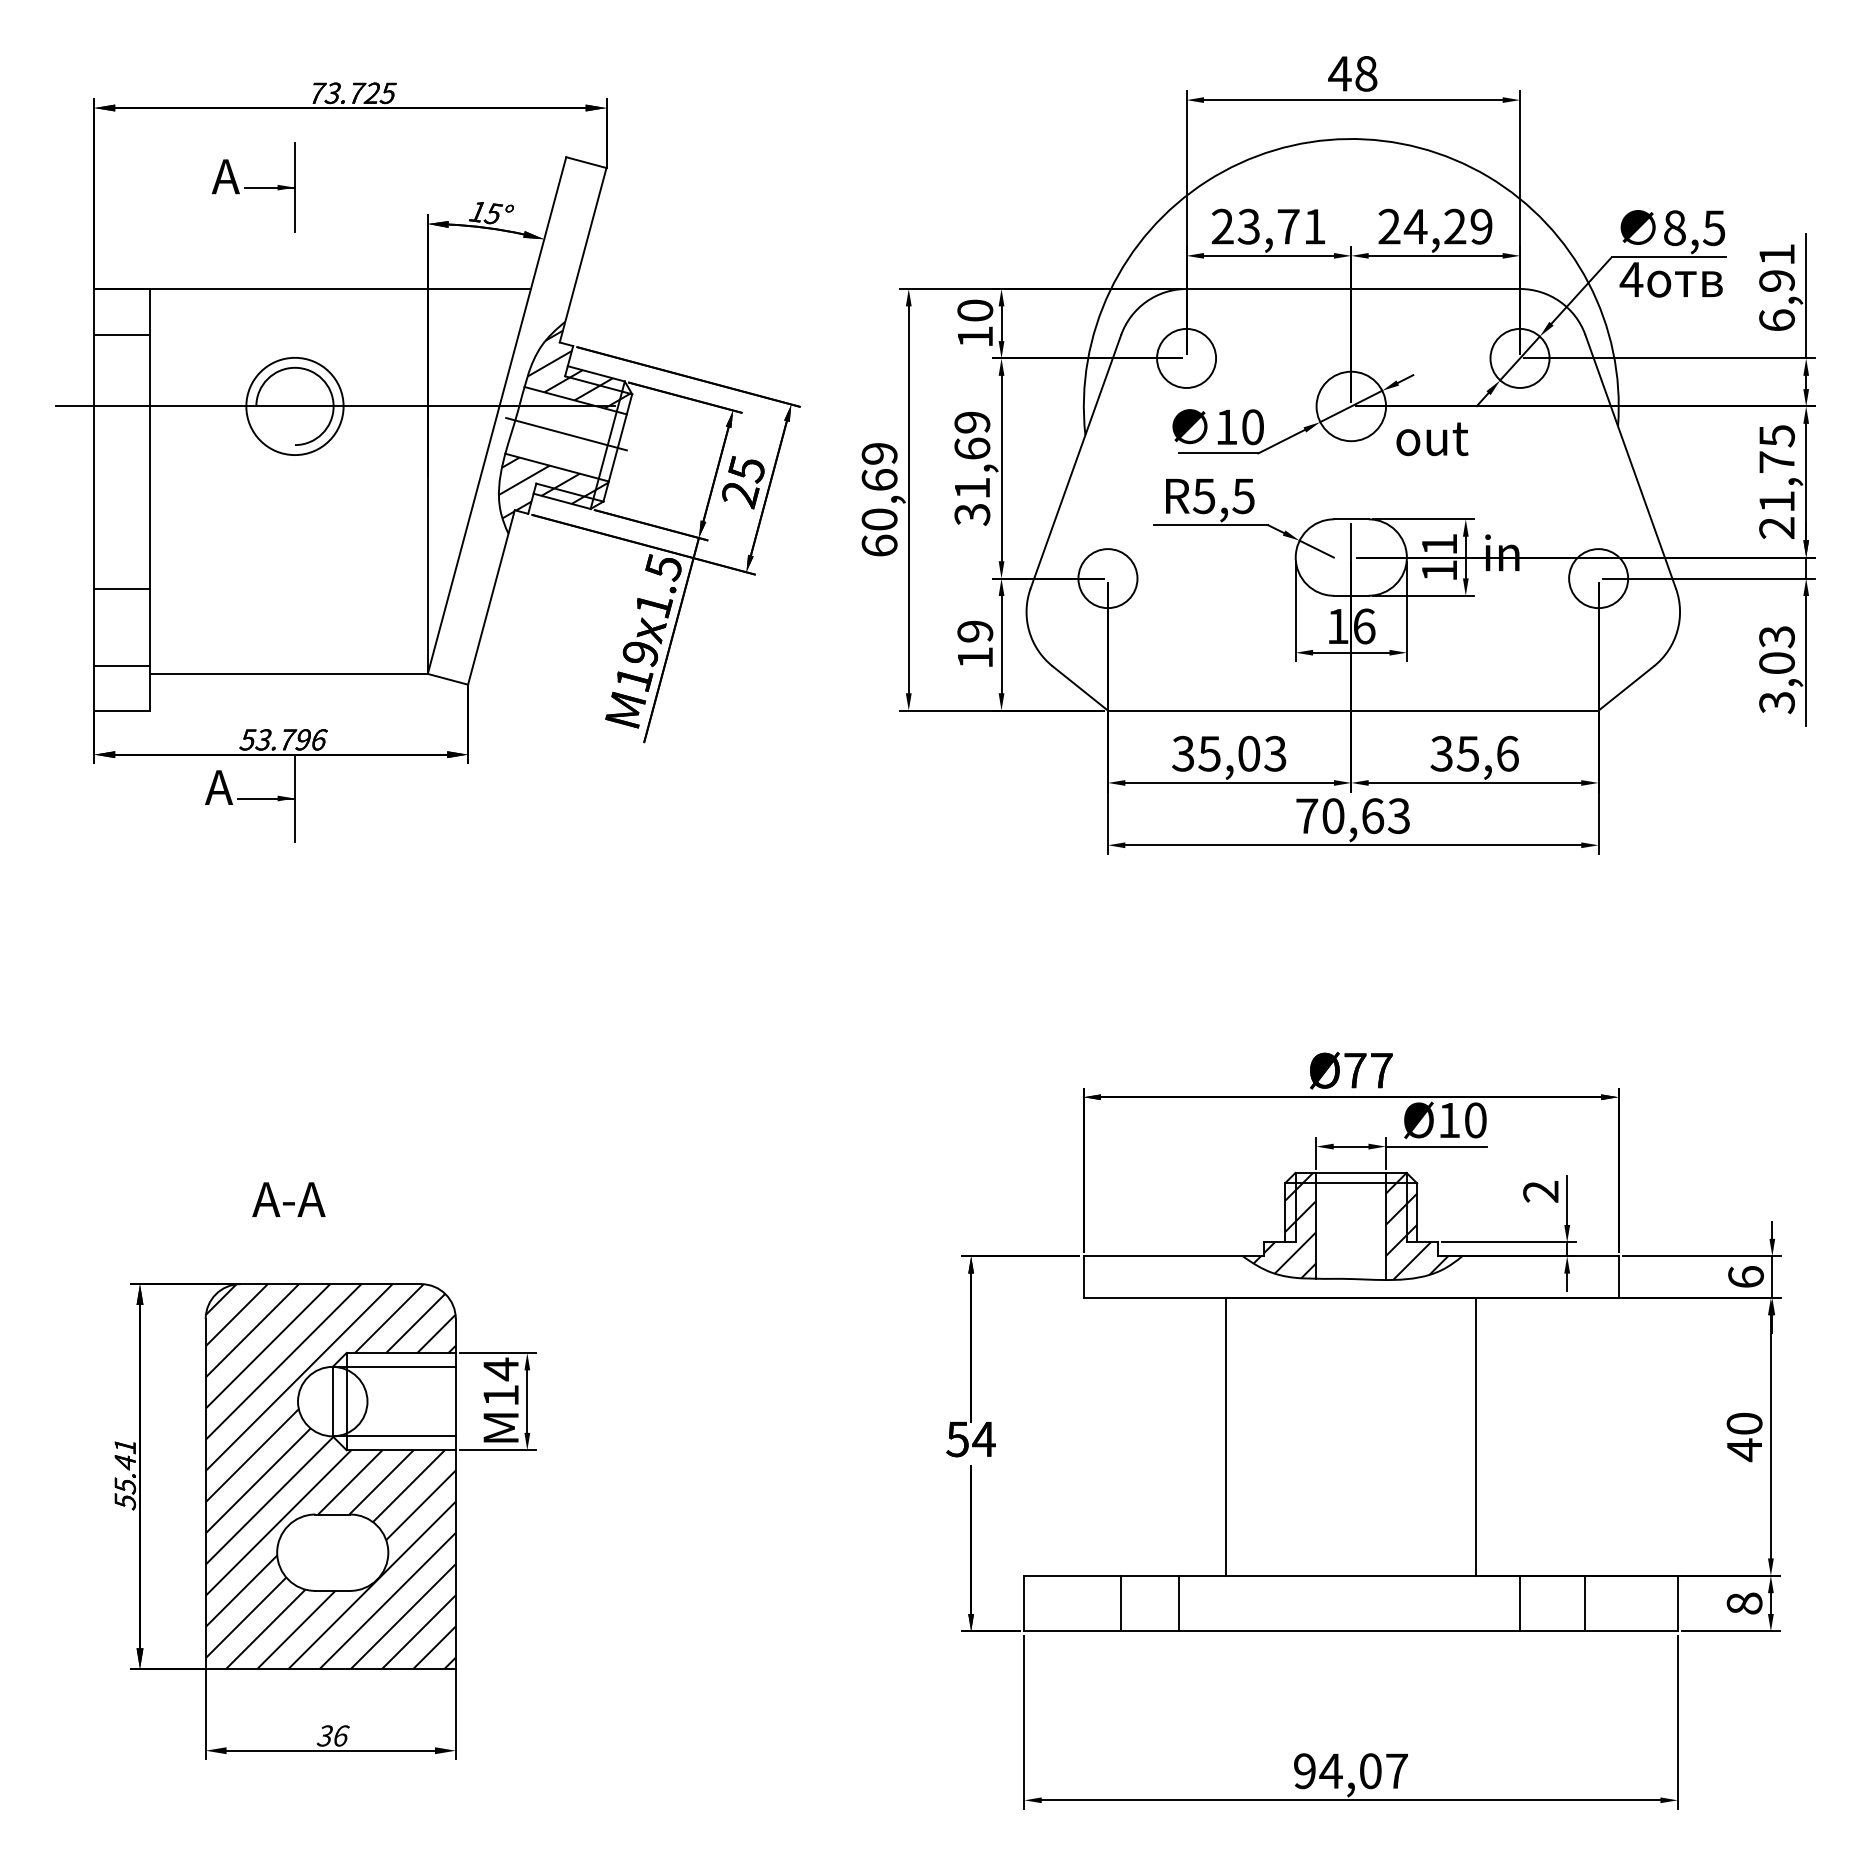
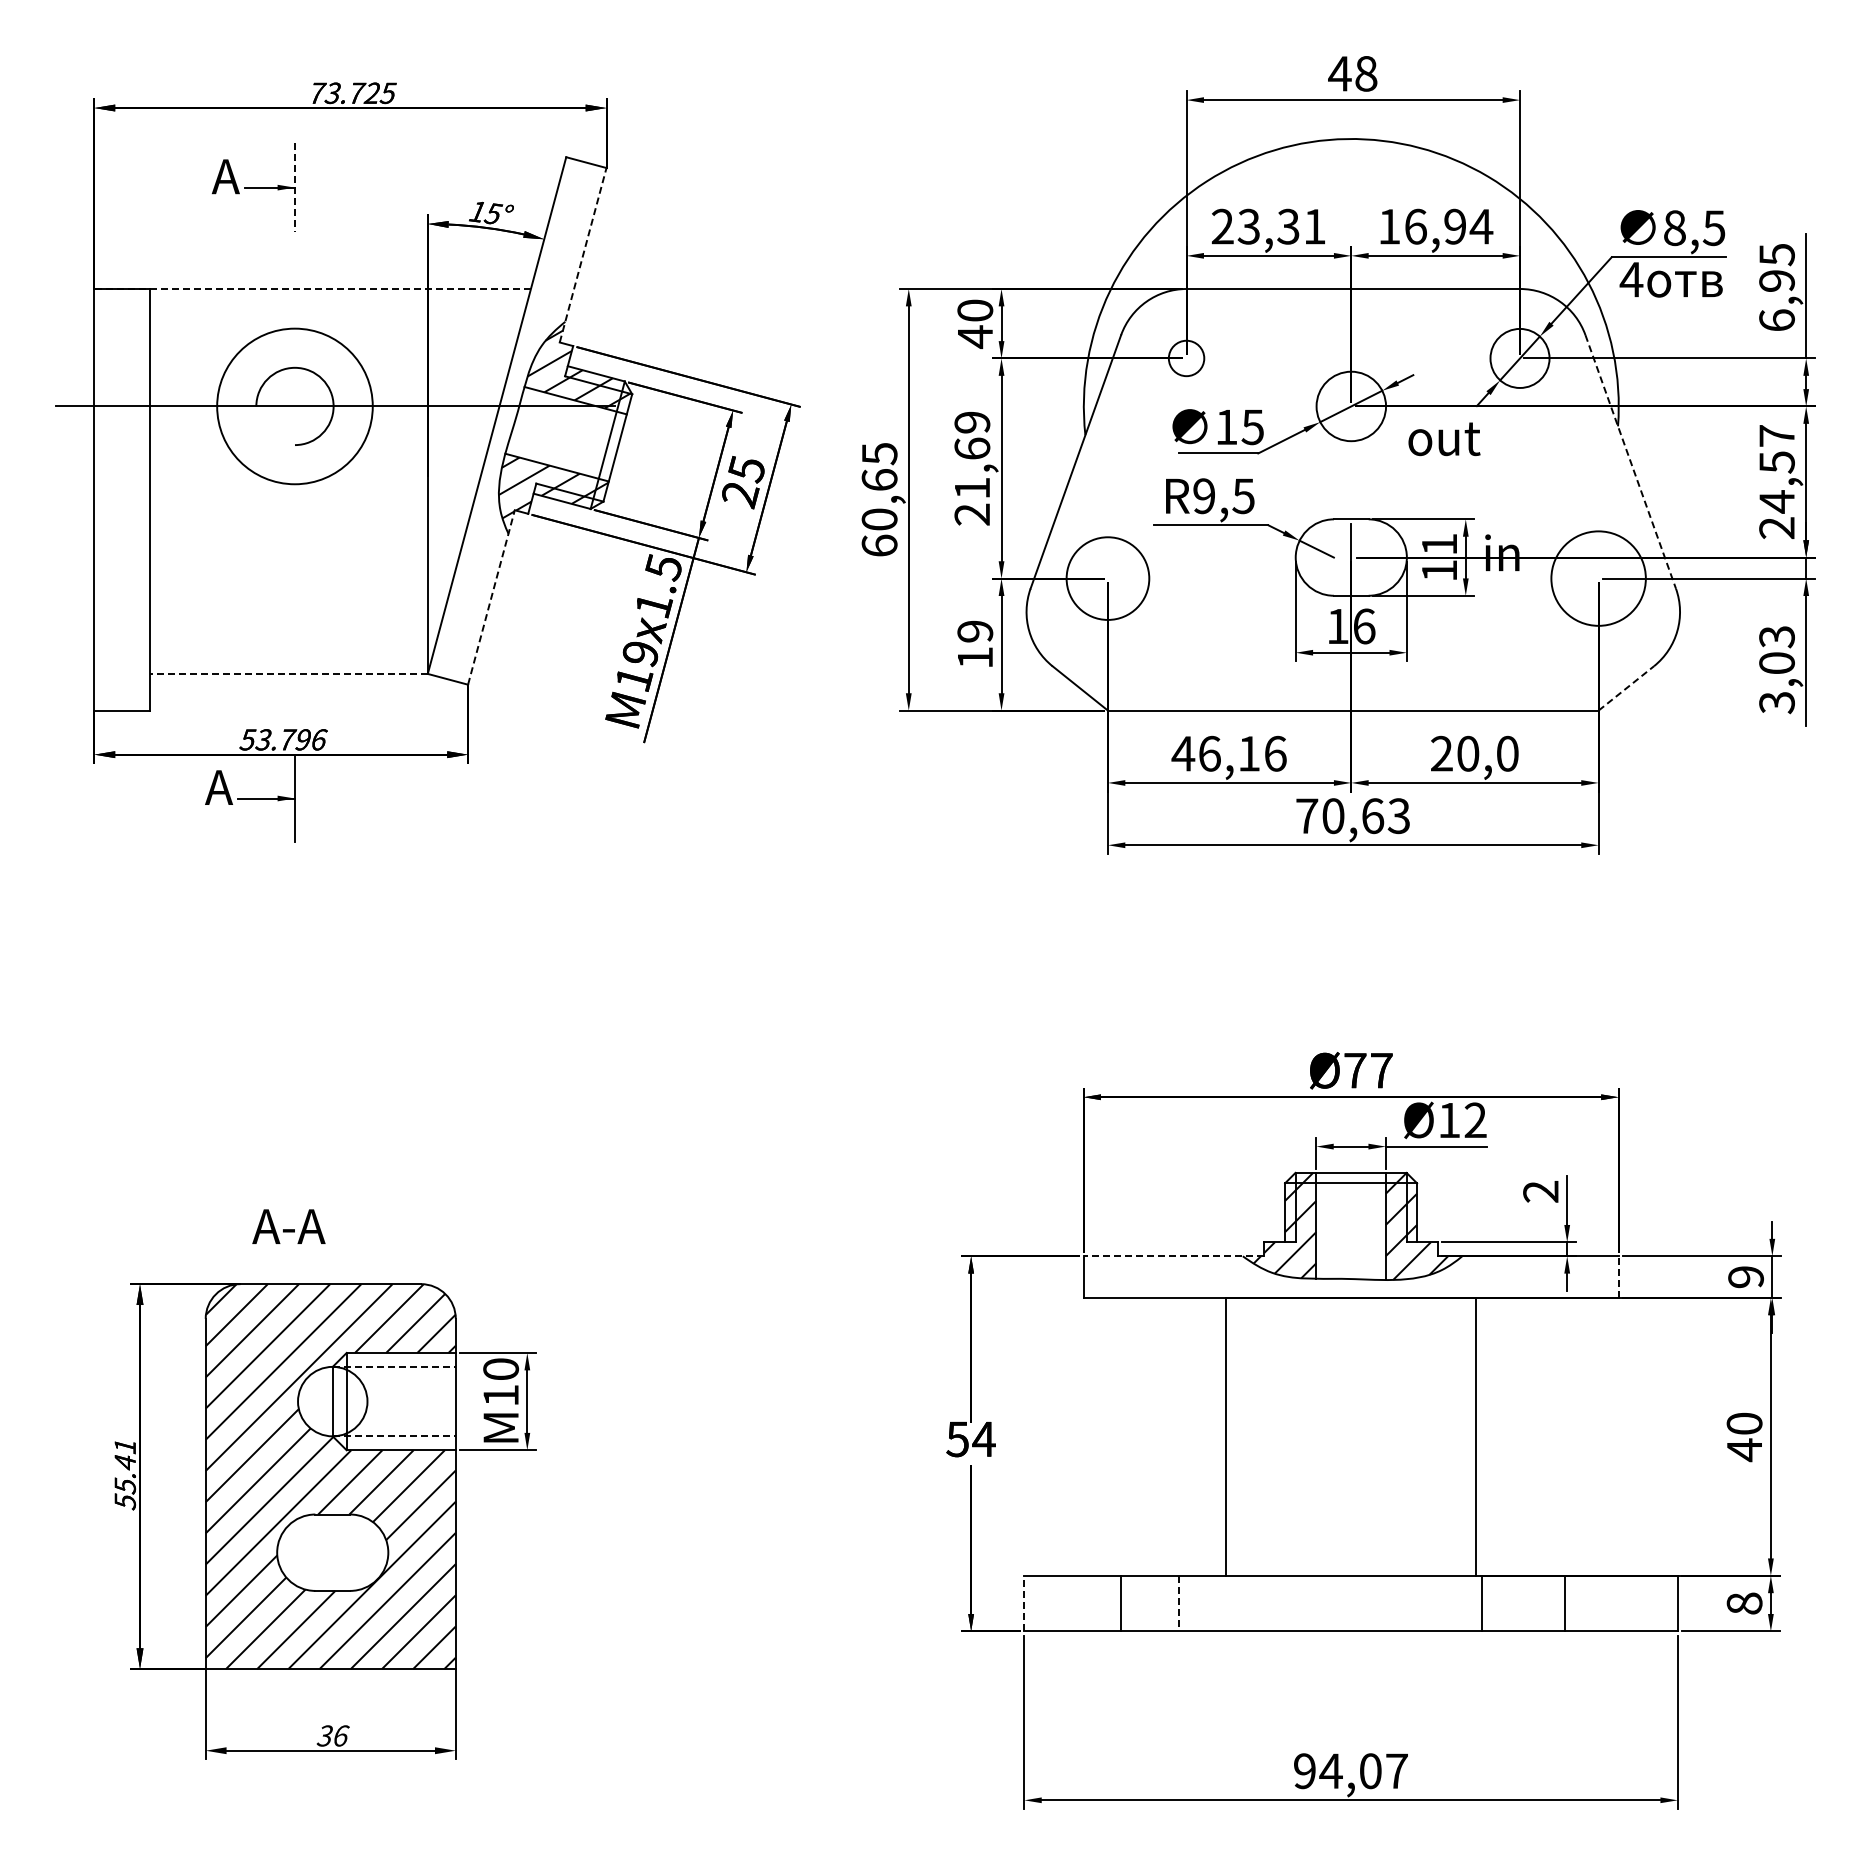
line: solid -> dashed (294, 188)
text: 23,71 -> 23,31 (1288, 226)
text: 24,29 -> 16,94 (1435, 226)
line: solid -> dashed (583, 254)
text: 6,91 -> 6,95 (1776, 255)
line: solid -> dashed (312, 289)
line: present -> none (121, 335)
text: 10 -> 40 (975, 337)
circle diameter: 59 px -> 35 px (1186, 358)
circle diameter: 97 px -> 156 px (294, 406)
text: 10 -> 15 (1252, 427)
line: present -> none (566, 434)
text position: (1432, 439) -> (1444, 439) (1444, 439)
text: 60,69 -> 60,65 (879, 454)
line: solid -> dashed (1630, 461)
text: 21,75 -> 24,57 (1776, 469)
text: R5,5 -> R9,5 (1203, 496)
text: 31,69 -> 21,69 (972, 514)
circle diameter: 59 px -> 83 px (1107, 578)
circle diameter: 59 px -> 94 px (1598, 578)
line: present -> none (121, 588)
line: solid -> dashed (491, 597)
line: present -> none (121, 666)
line: solid -> dashed (288, 673)
line: solid -> dashed (1626, 688)
text: 35,03 -> 46,16 (1228, 753)
text: 35,6 -> 20,0 (1474, 753)
text: Ø10 -> Ø12 (1475, 1120)
text position: (288, 1199) -> (288, 1226) (288, 1226)
line: solid -> dashed (1173, 1256)
line: solid -> dashed (1618, 1277)
text: 6 -> 9 (1745, 1277)
line: solid -> dashed (394, 1366)
text: M14 -> M10 (501, 1369)
line: solid -> dashed (394, 1436)
line: solid -> dashed (1024, 1603)
line: solid -> dashed (1178, 1603)
line position: (1520, 1603) -> (1482, 1603) (1482, 1603)
line position: (1585, 1603) -> (1565, 1603) (1565, 1603)
